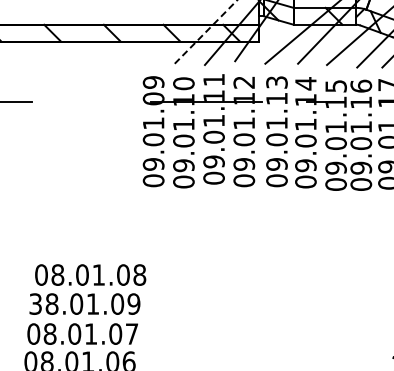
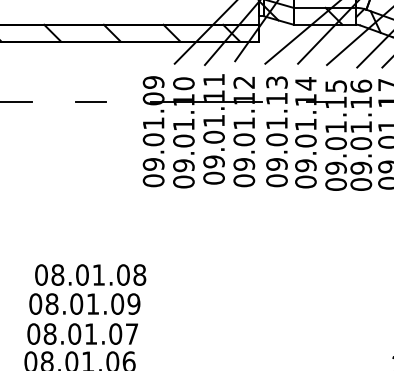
line: dashed -> solid (206, 31)
line: none -> present (91, 102)
text: 38.01.09 -> 08.01.09 (35, 303)
